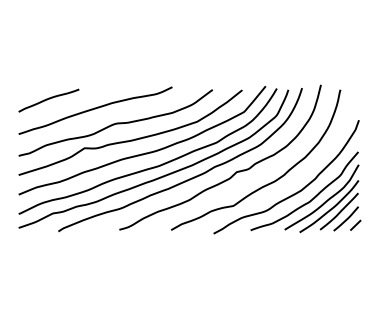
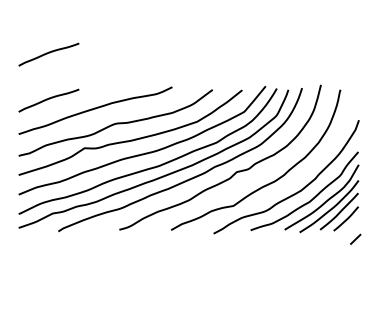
curve: none -> present (48, 53)
line position: (355, 224) -> (355, 238) (355, 238)
